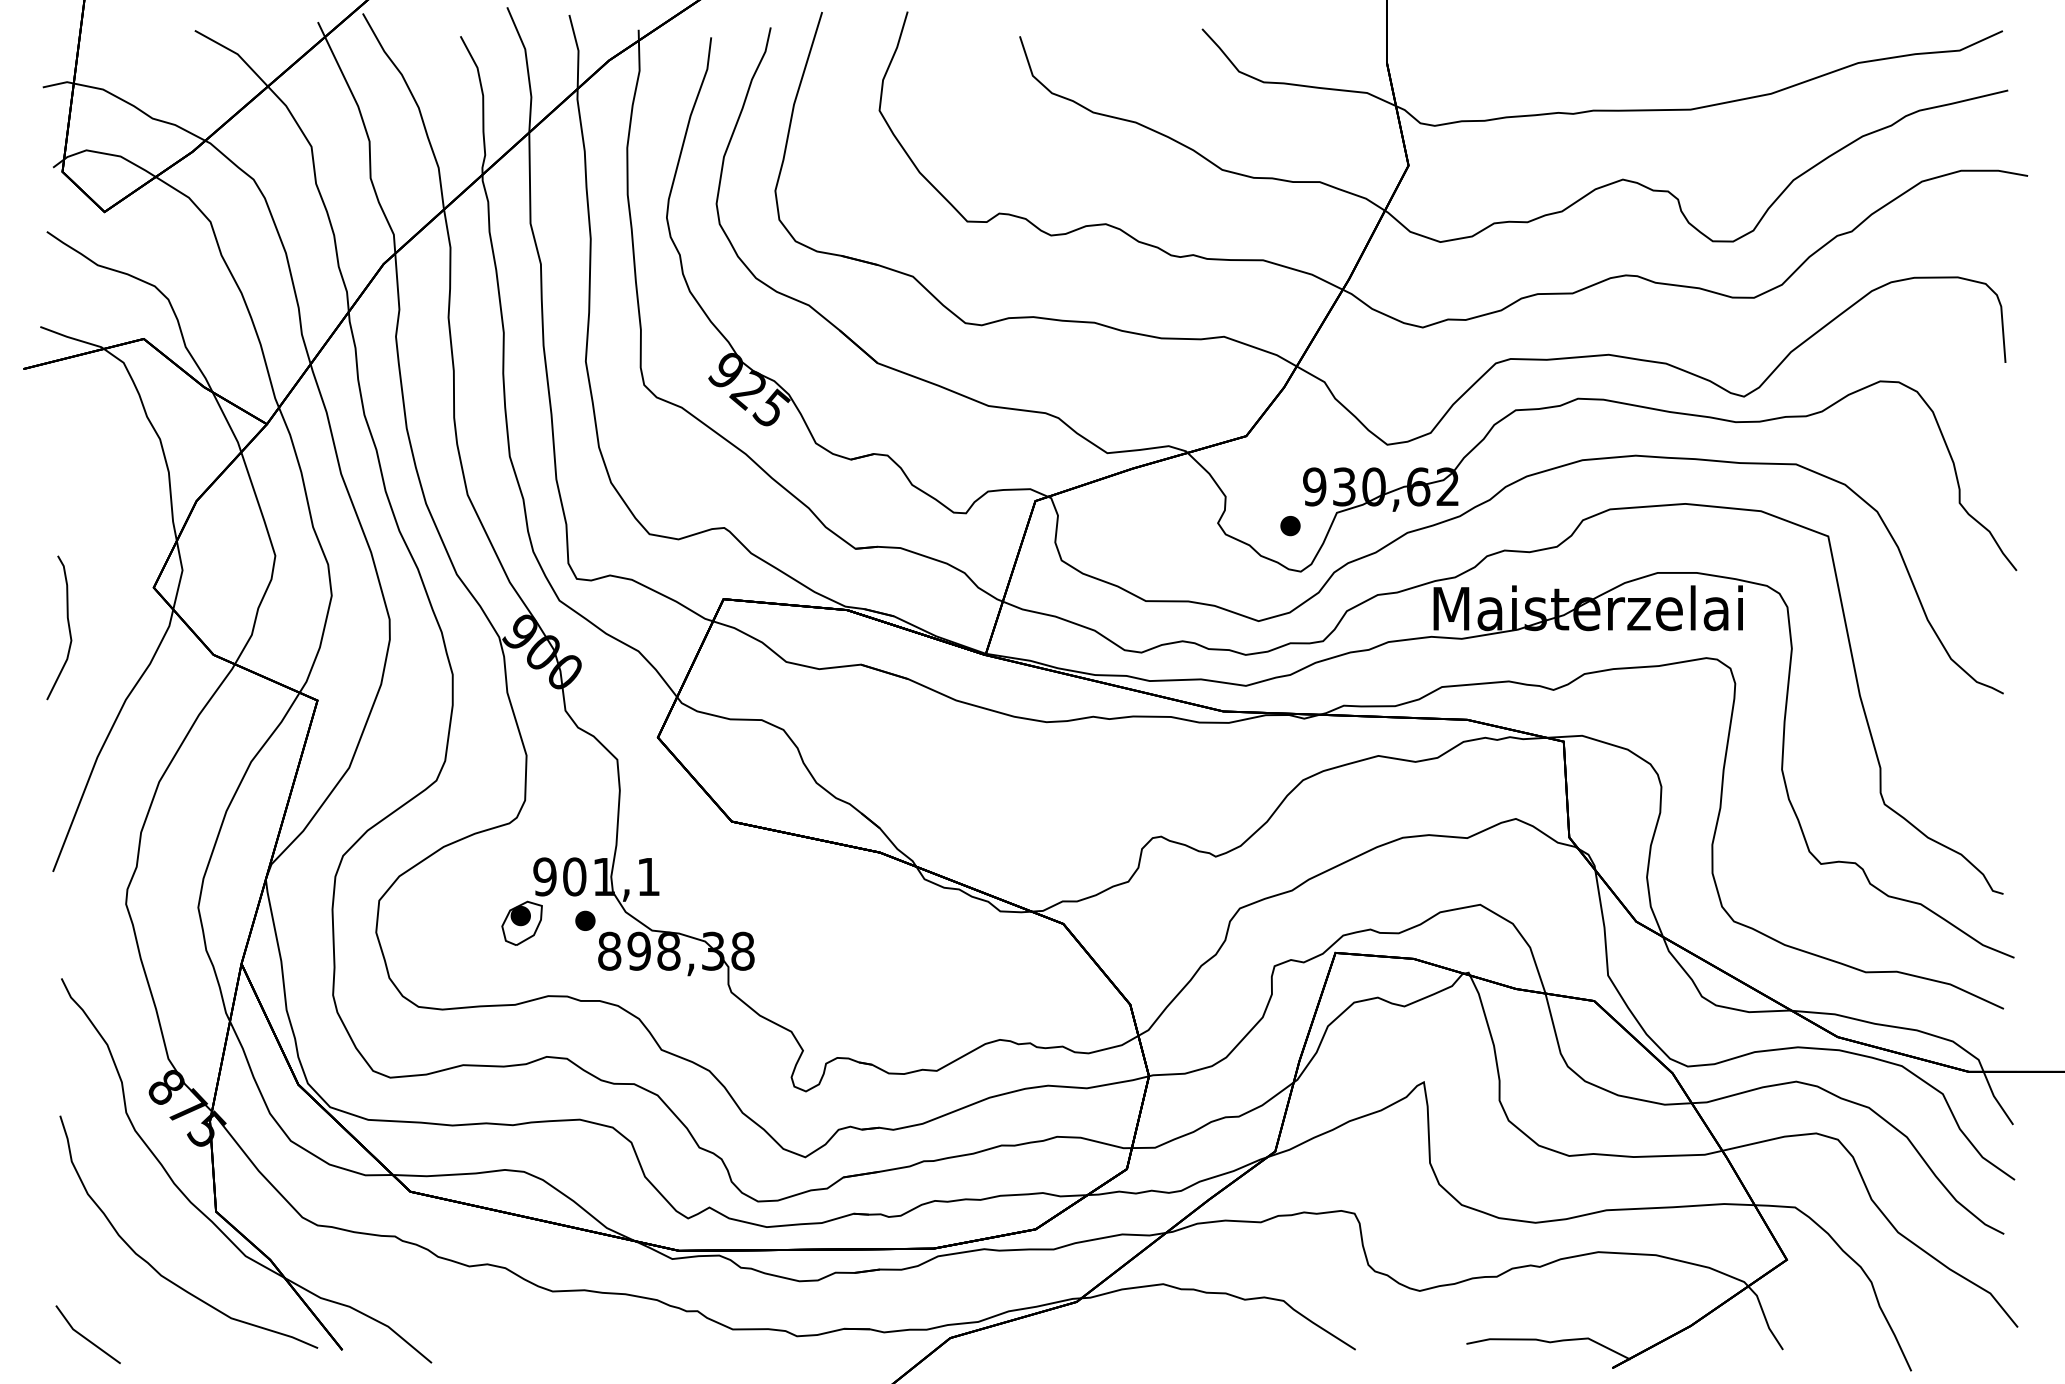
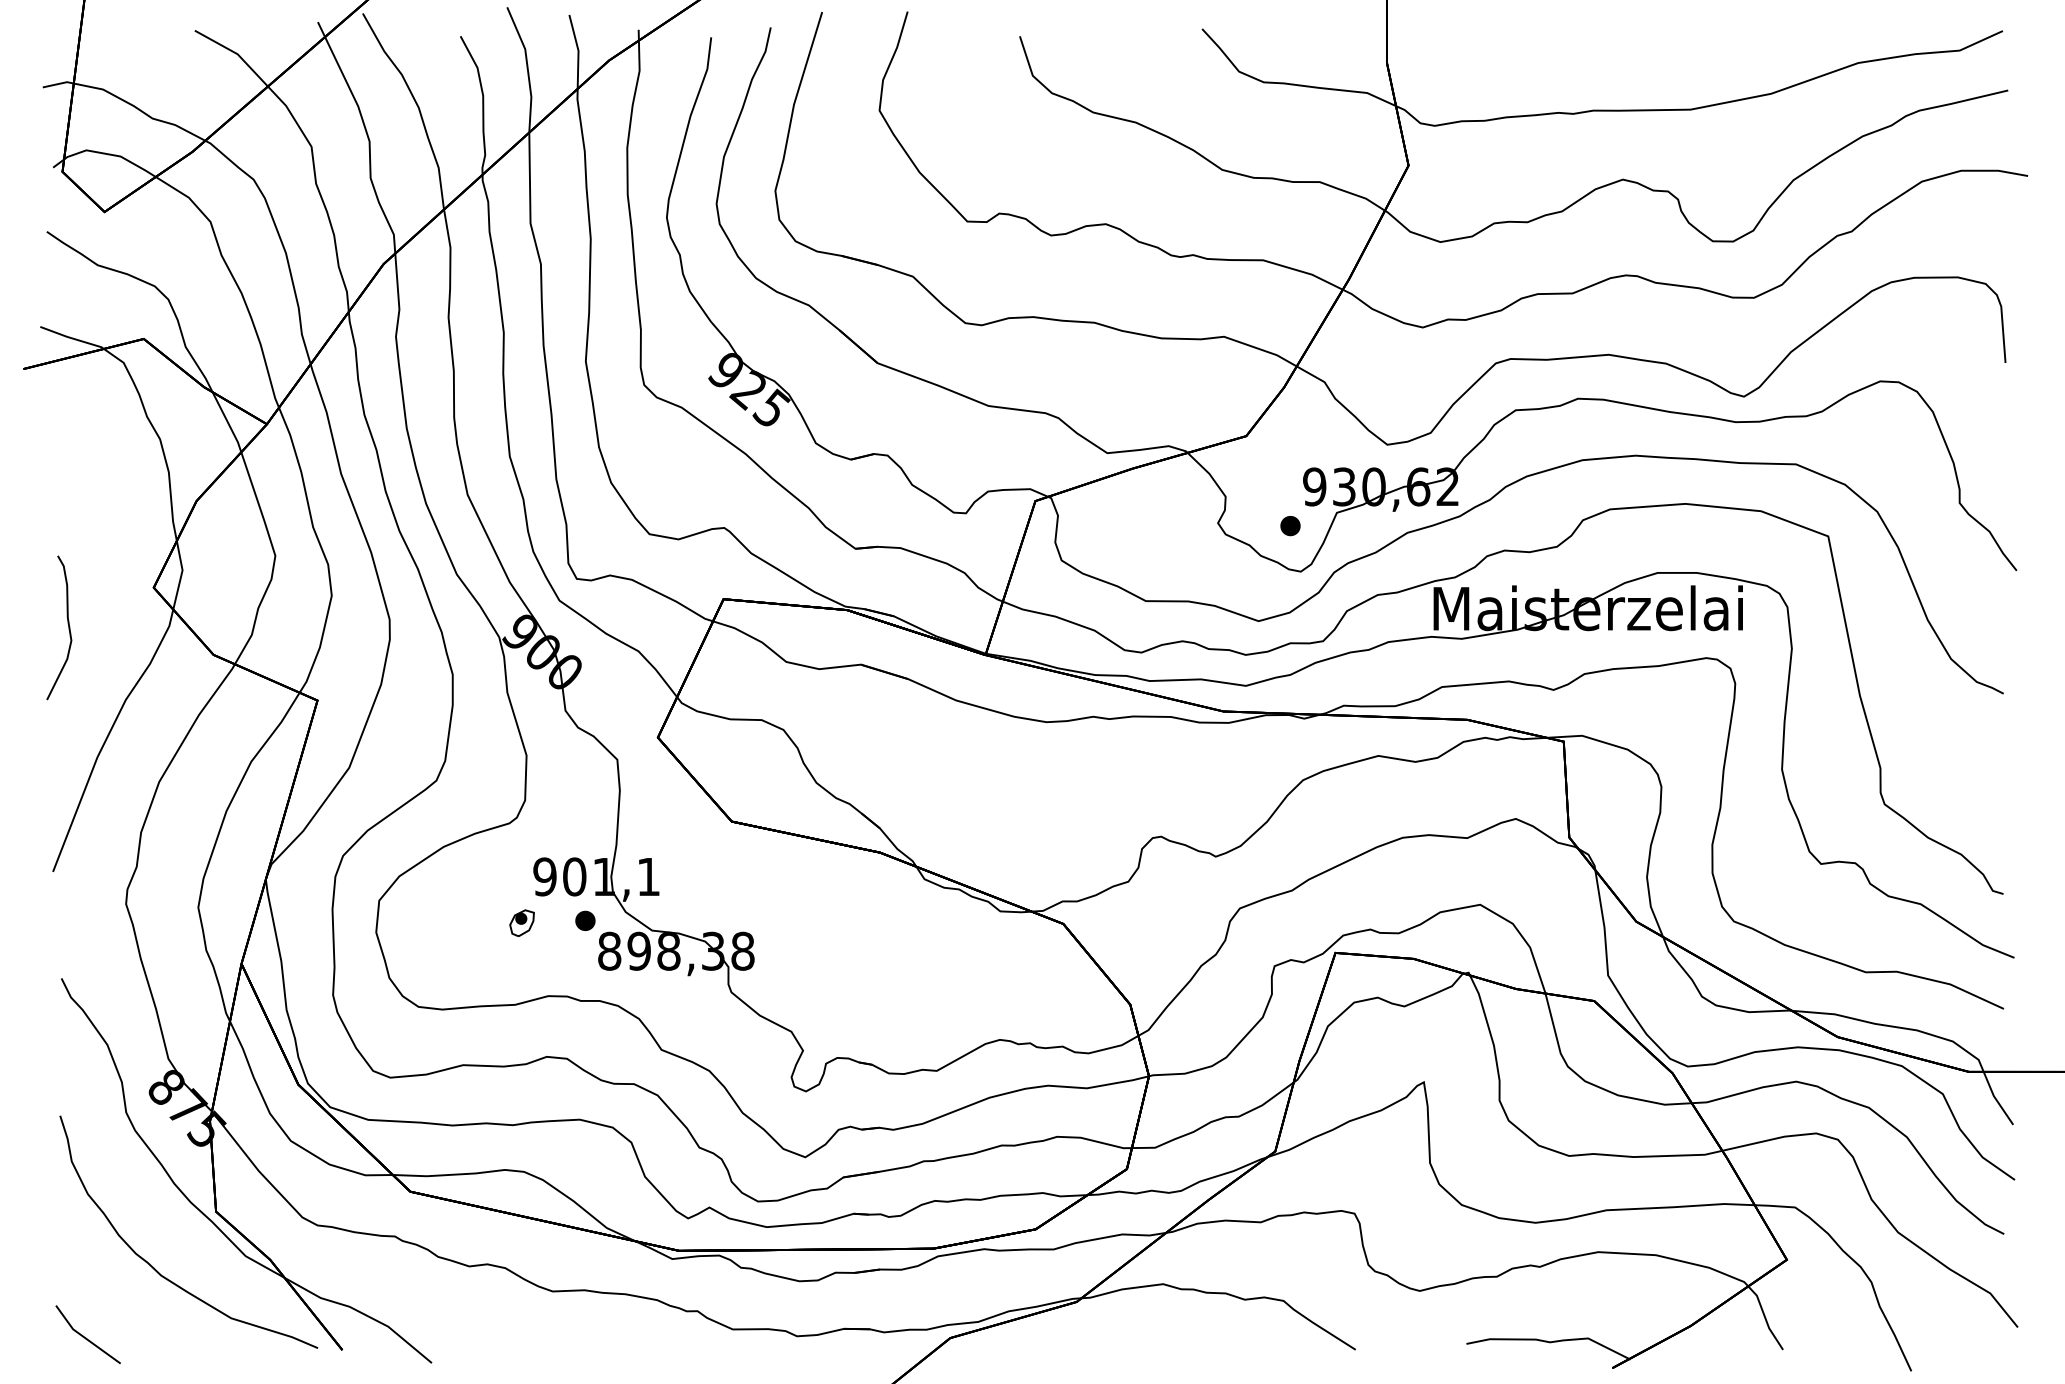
part size: 42x46 px -> 26x28 px (521, 922)
